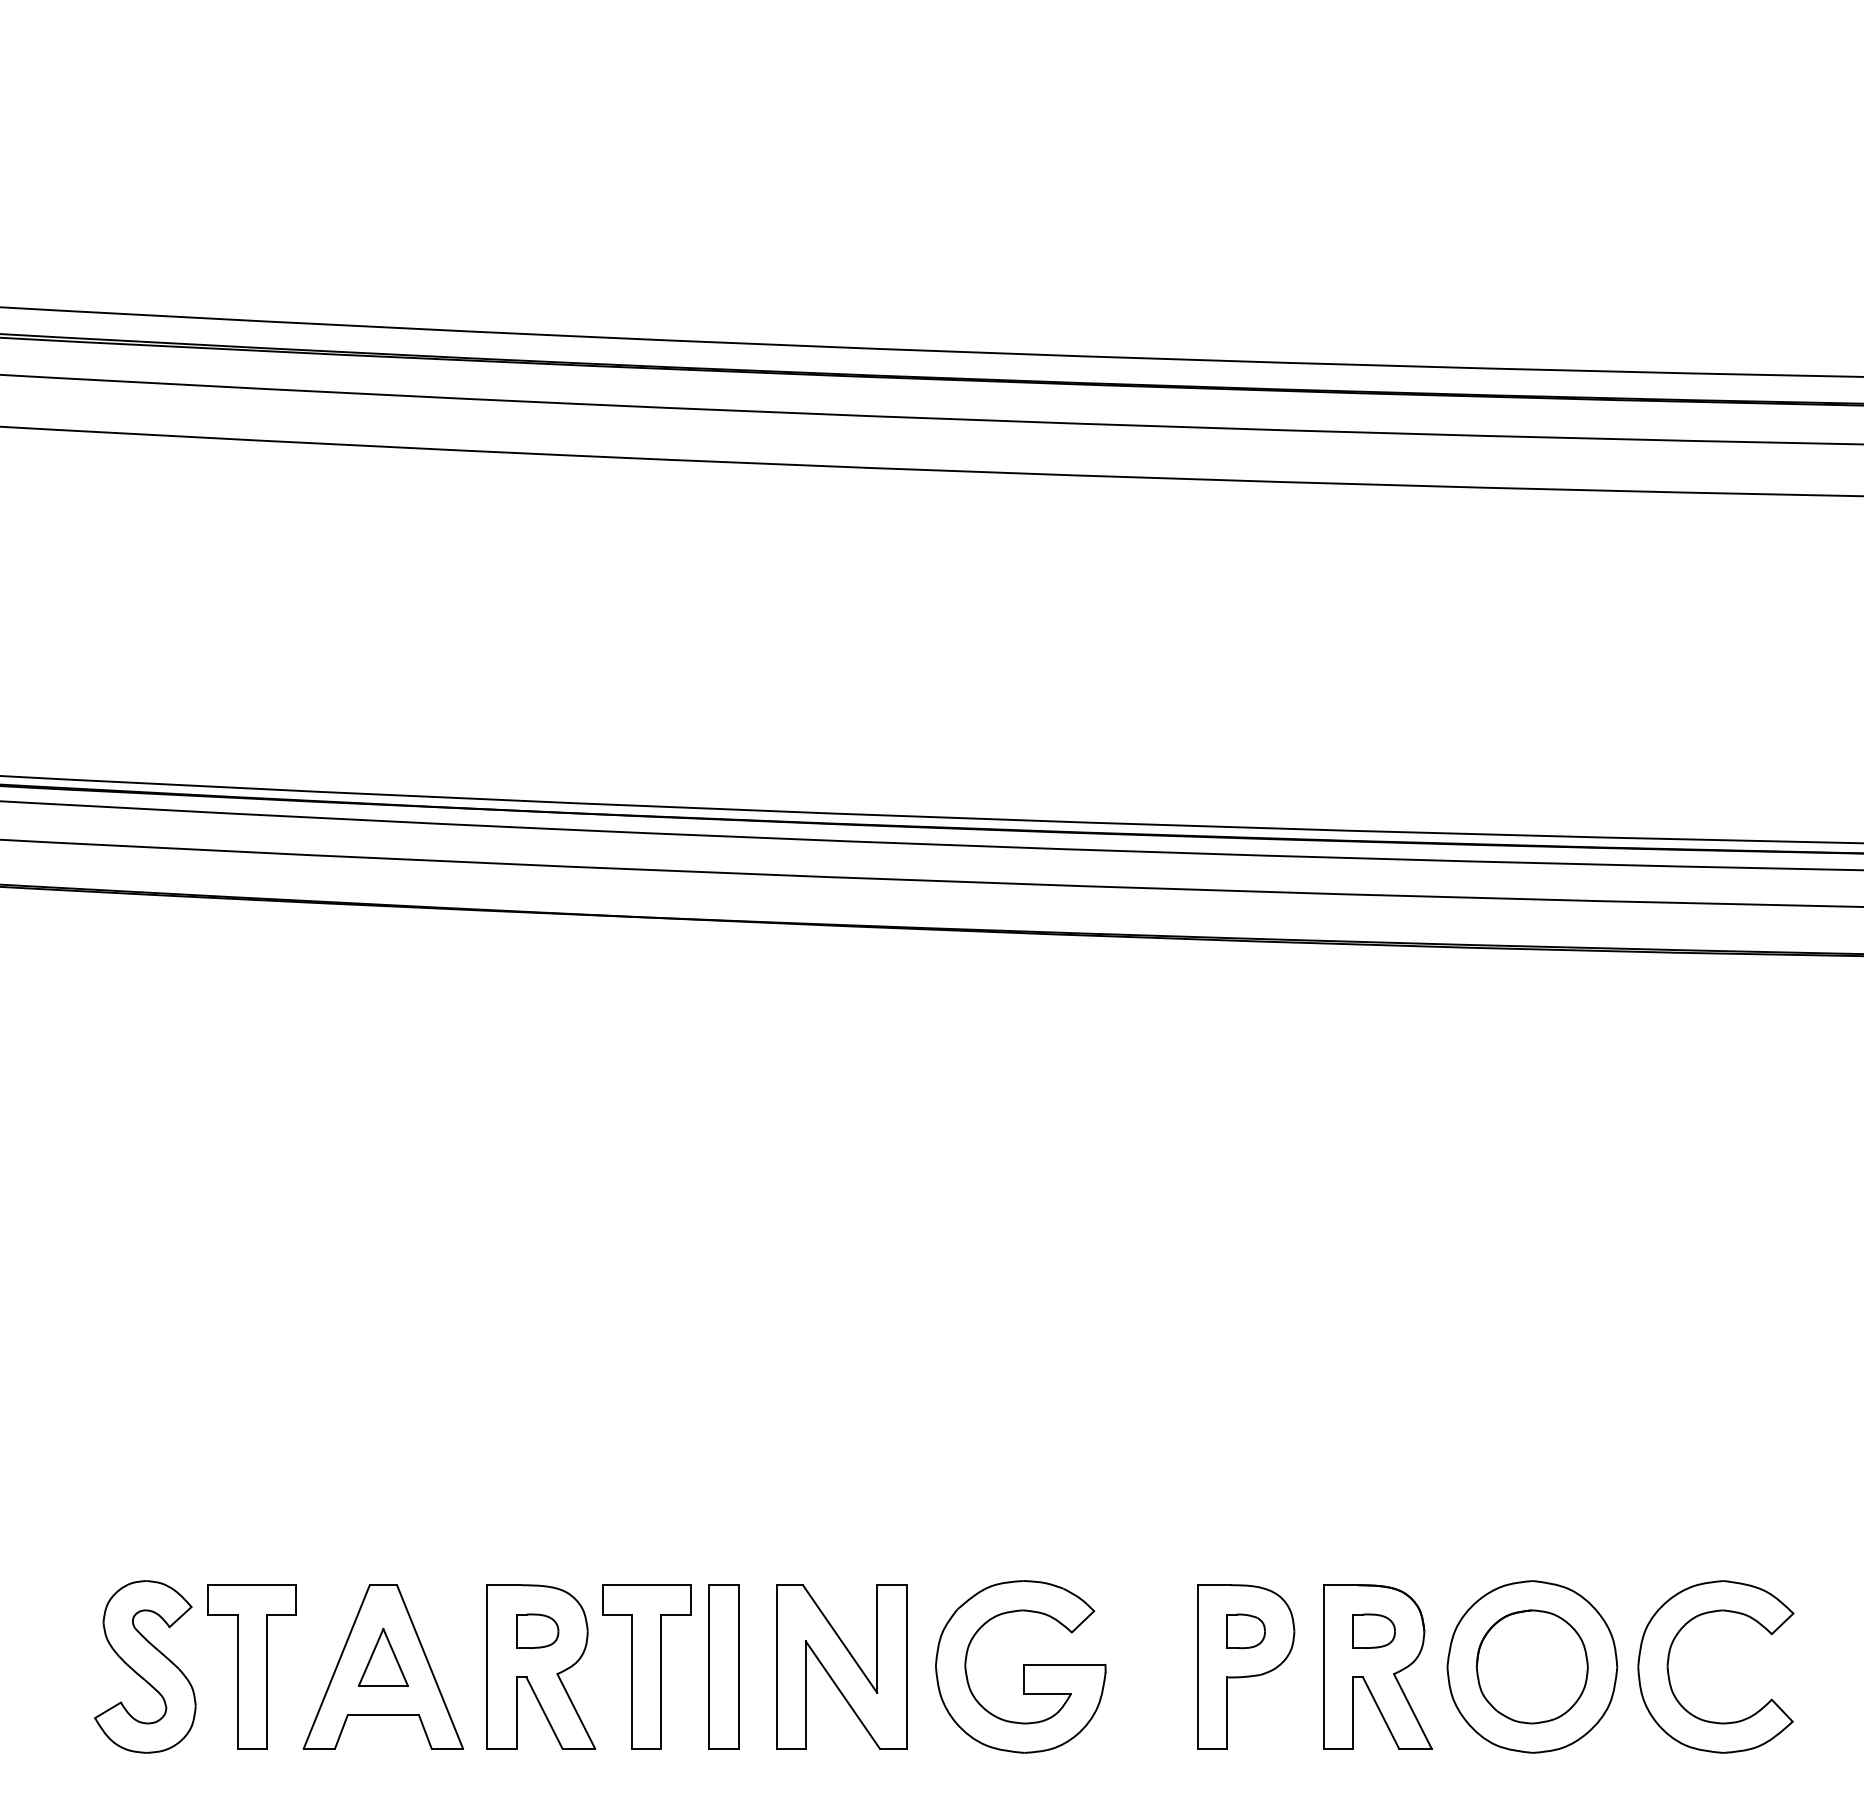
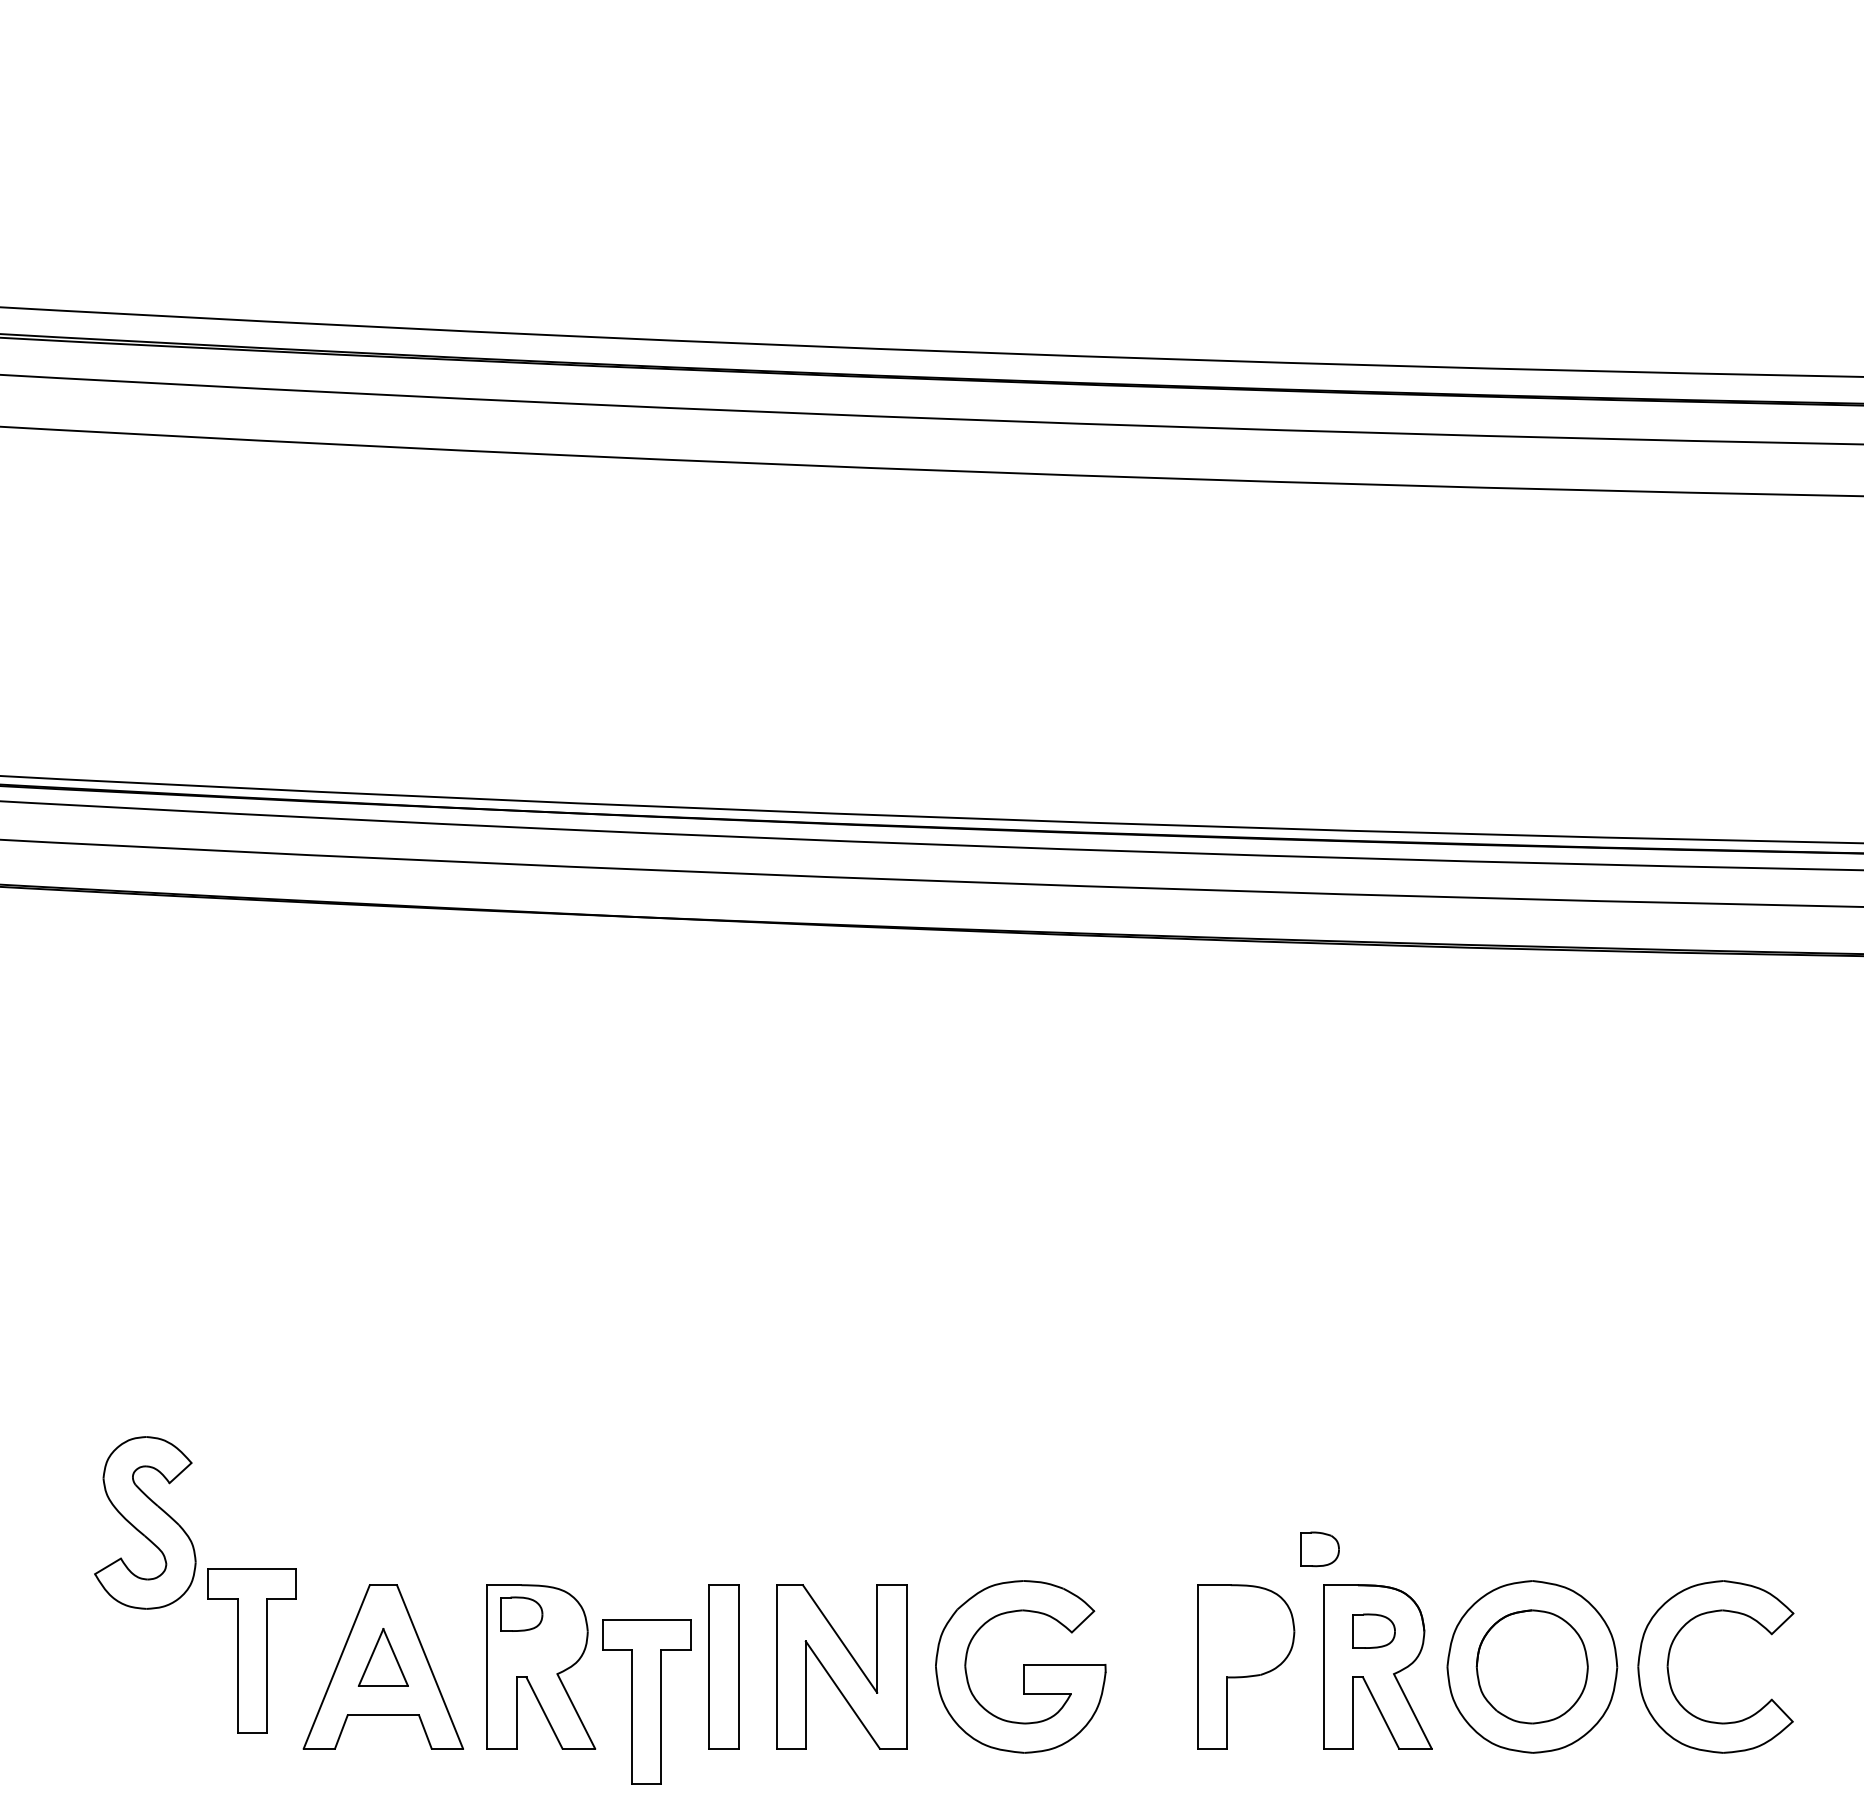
part position: (537, 1630) -> (521, 1613) (521, 1613)
part position: (1245, 1631) -> (1319, 1549) (1319, 1549)
part position: (145, 1666) -> (145, 1522) (145, 1522)
part position: (251, 1666) -> (251, 1650) (251, 1650)
part position: (646, 1666) -> (646, 1701) (646, 1701)
